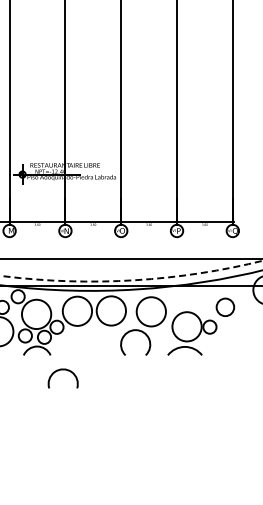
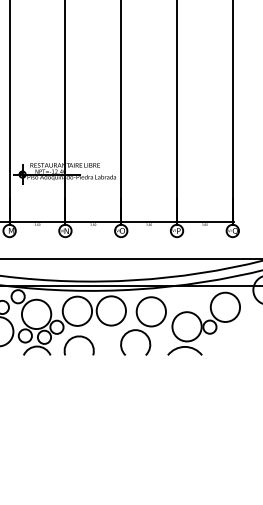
arc: dashed -> solid (133, 280)
circle diameter: 18 px -> 29 px (225, 307)
arc position: (62, 370) -> (78, 337) (78, 337)
